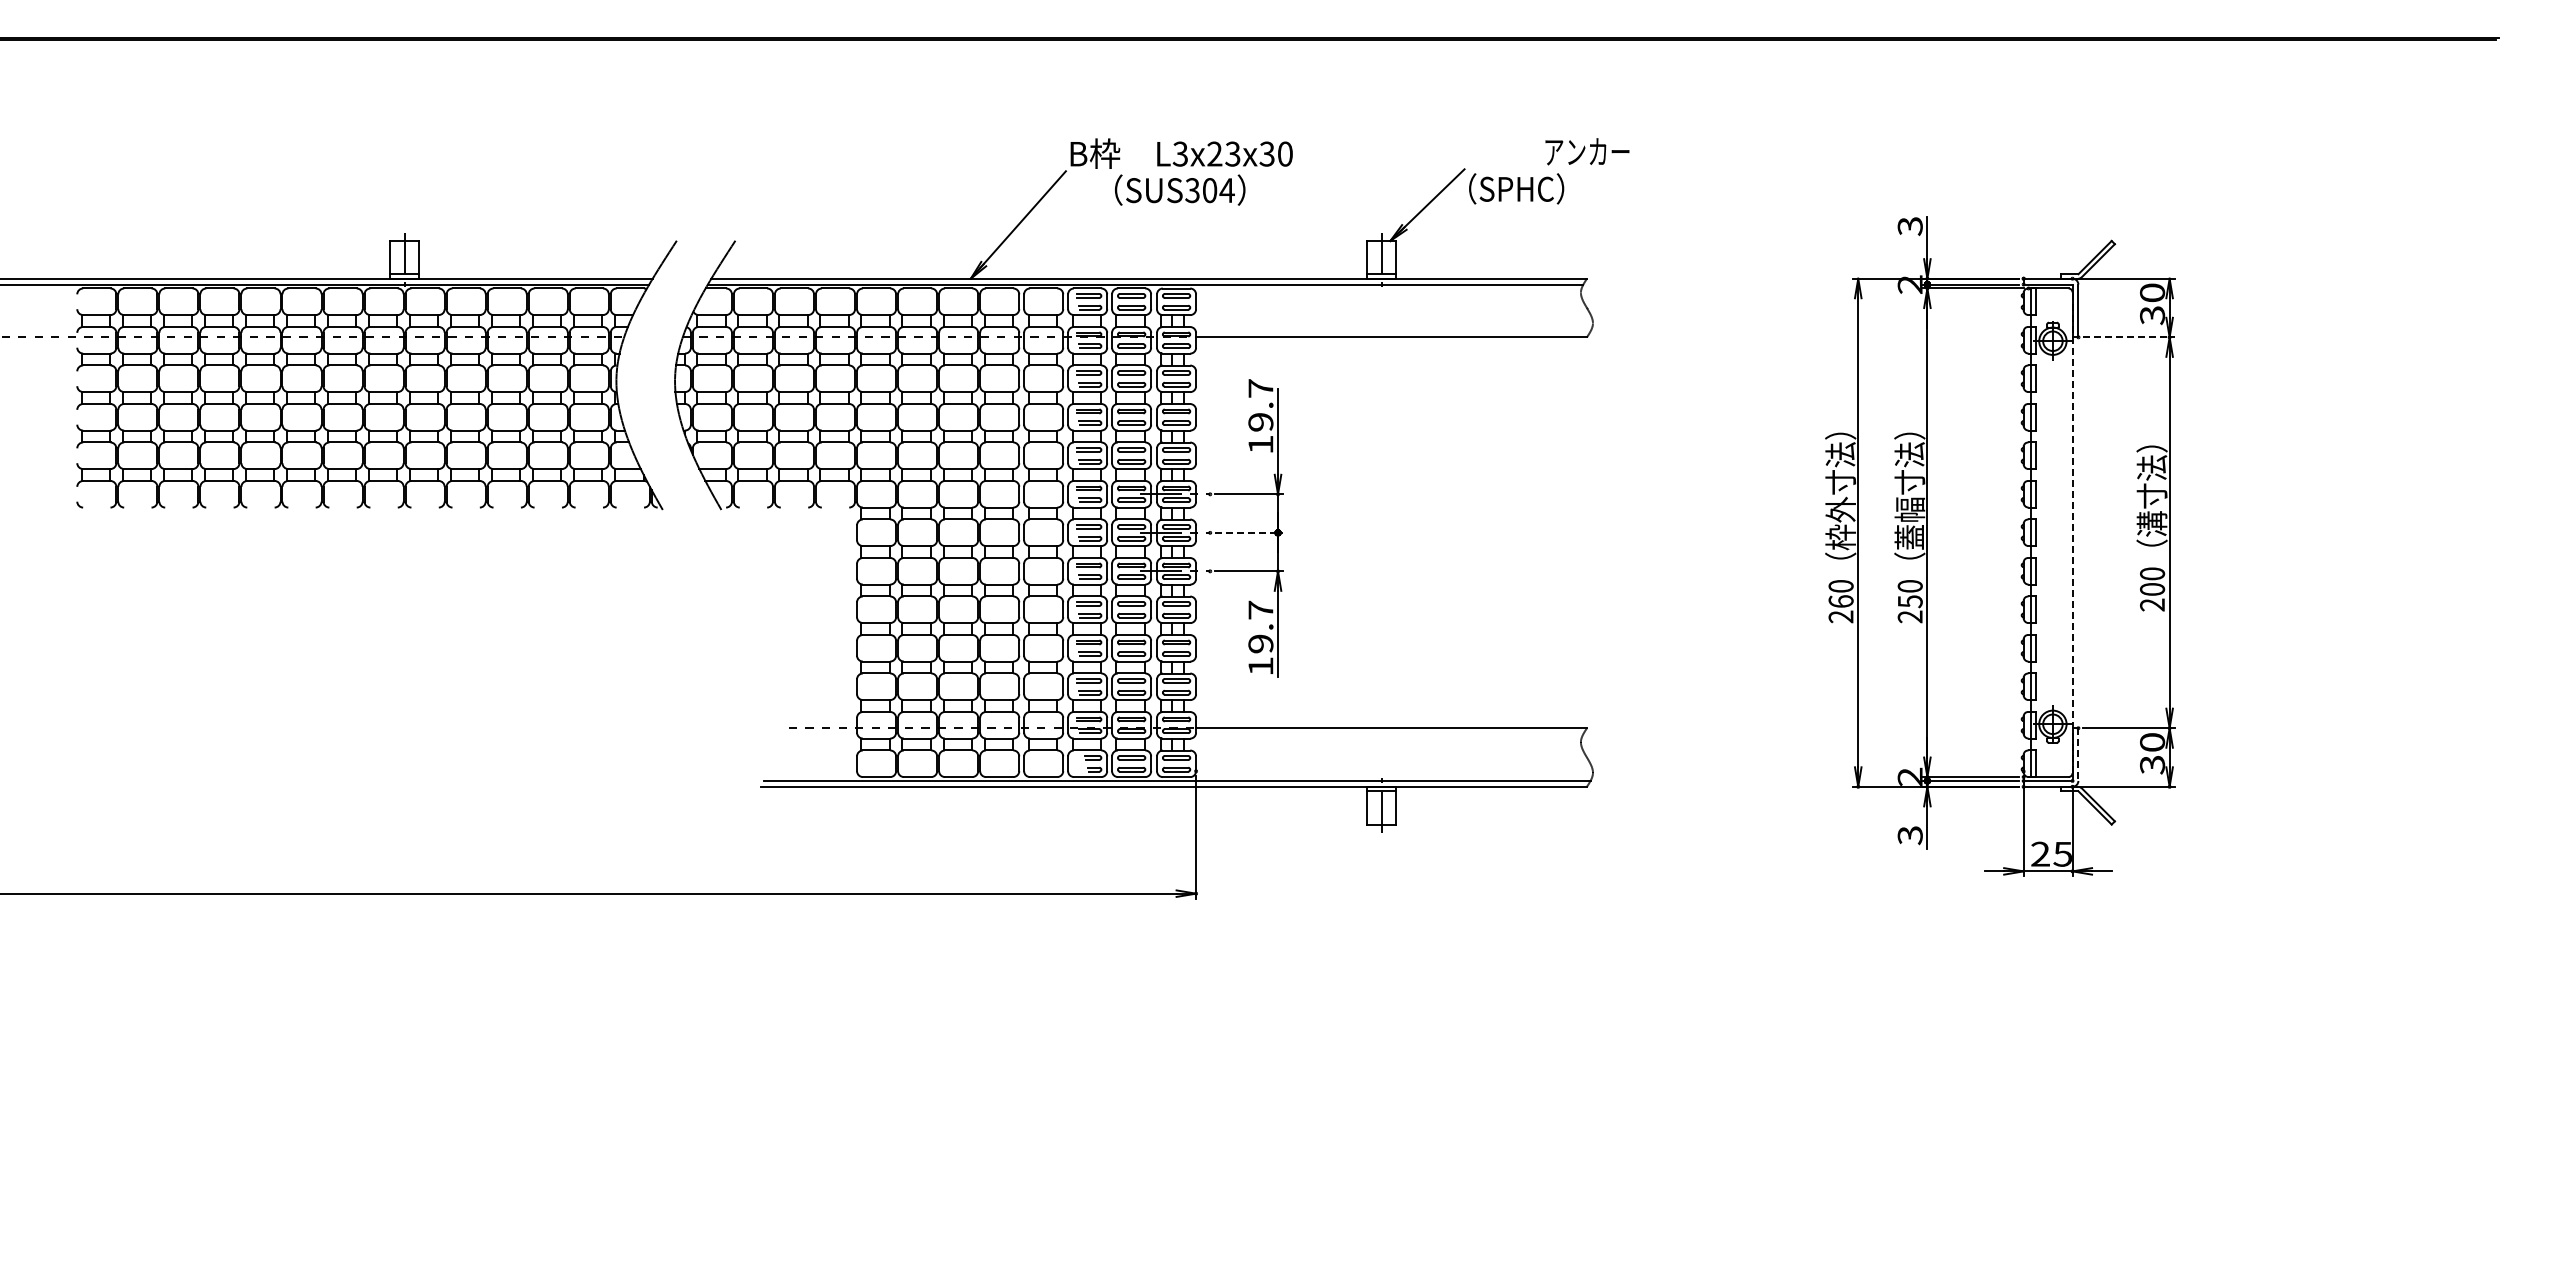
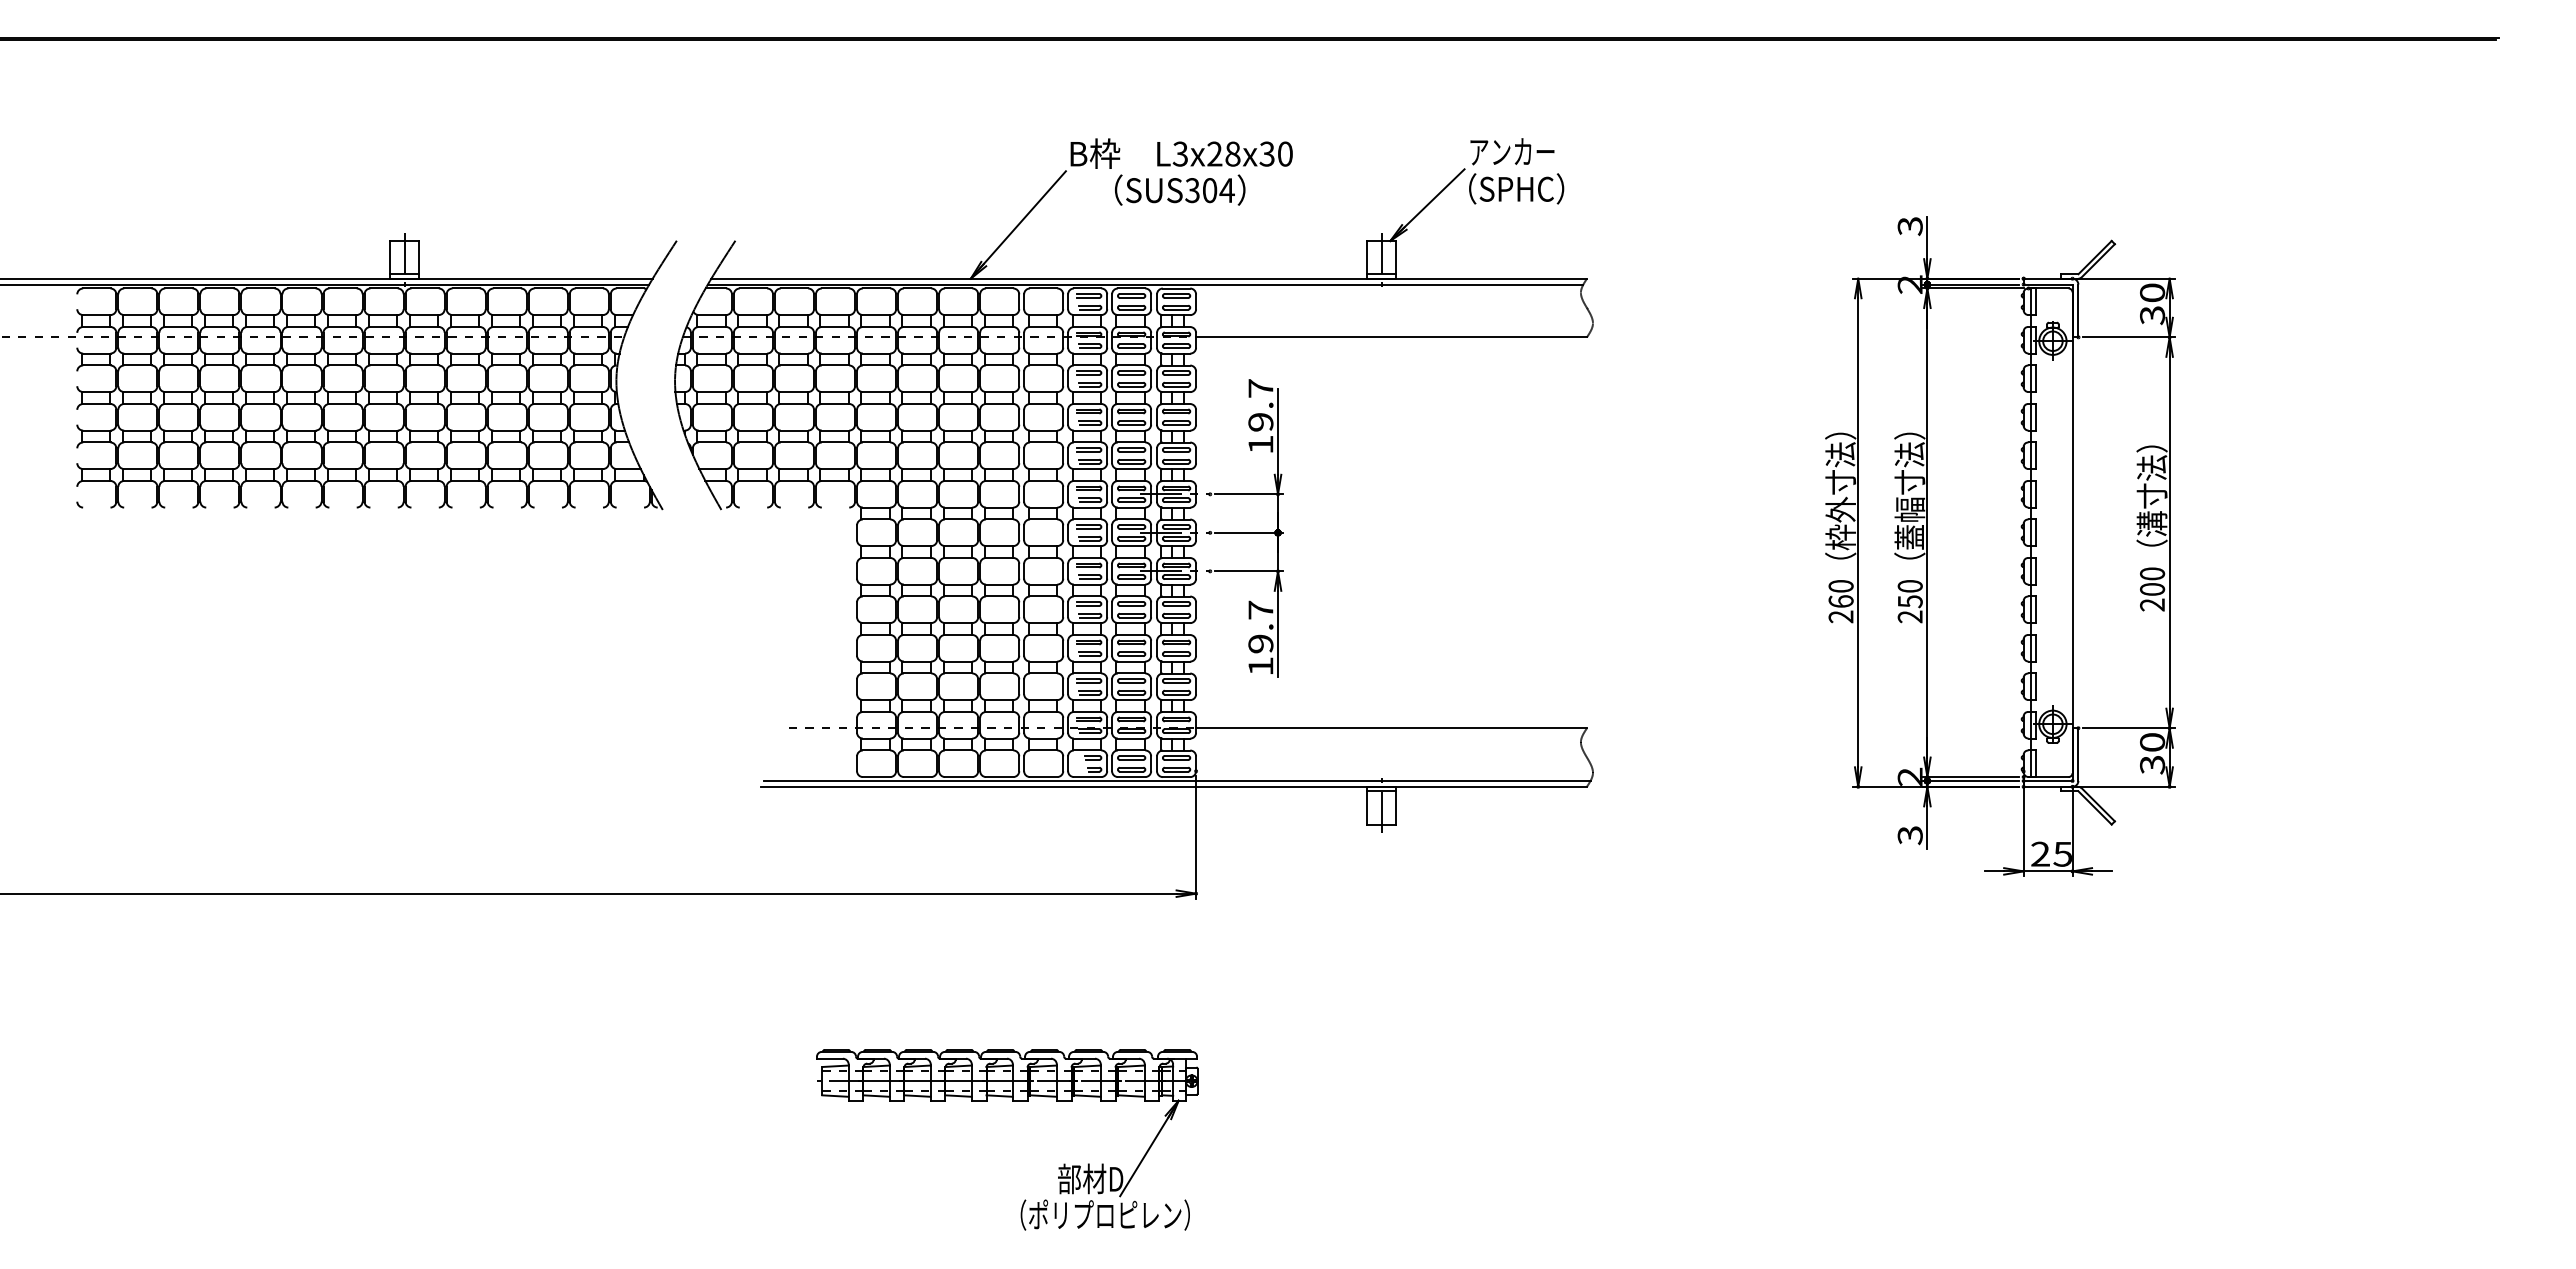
text position: (1587, 151) -> (1512, 151) (1512, 151)
text: L3x23x30 -> L3x28x30 (1232, 153)
line: dashed -> solid (2128, 337)
line: dashed -> solid (1249, 532)
line: dashed -> solid (2072, 532)
line: dashed -> solid (2078, 755)
part: none -> present (1012, 1101)
